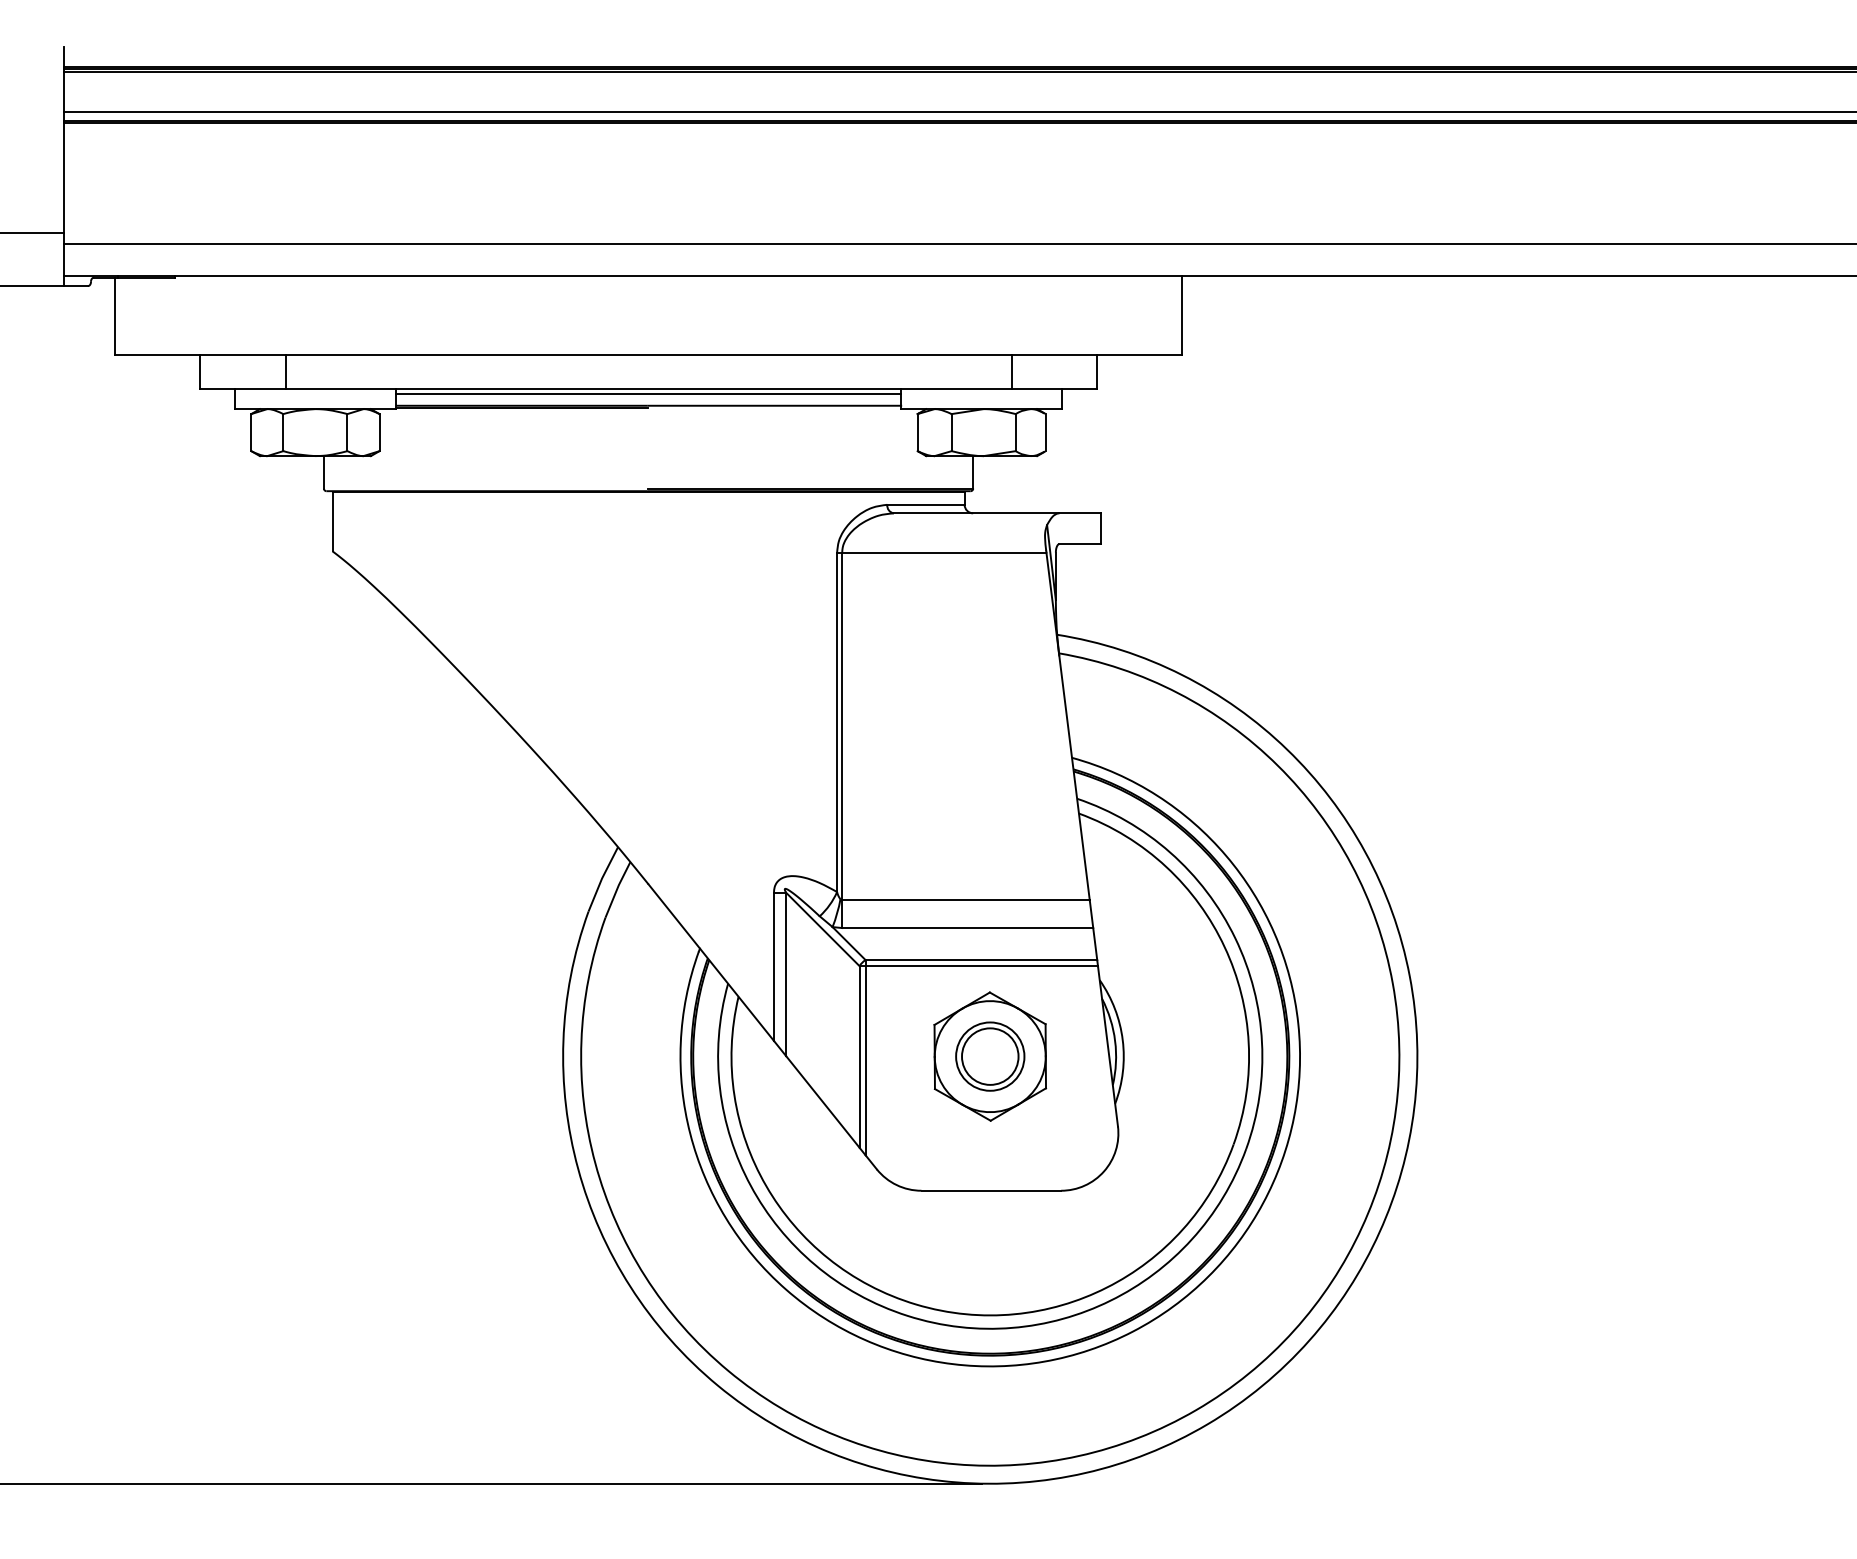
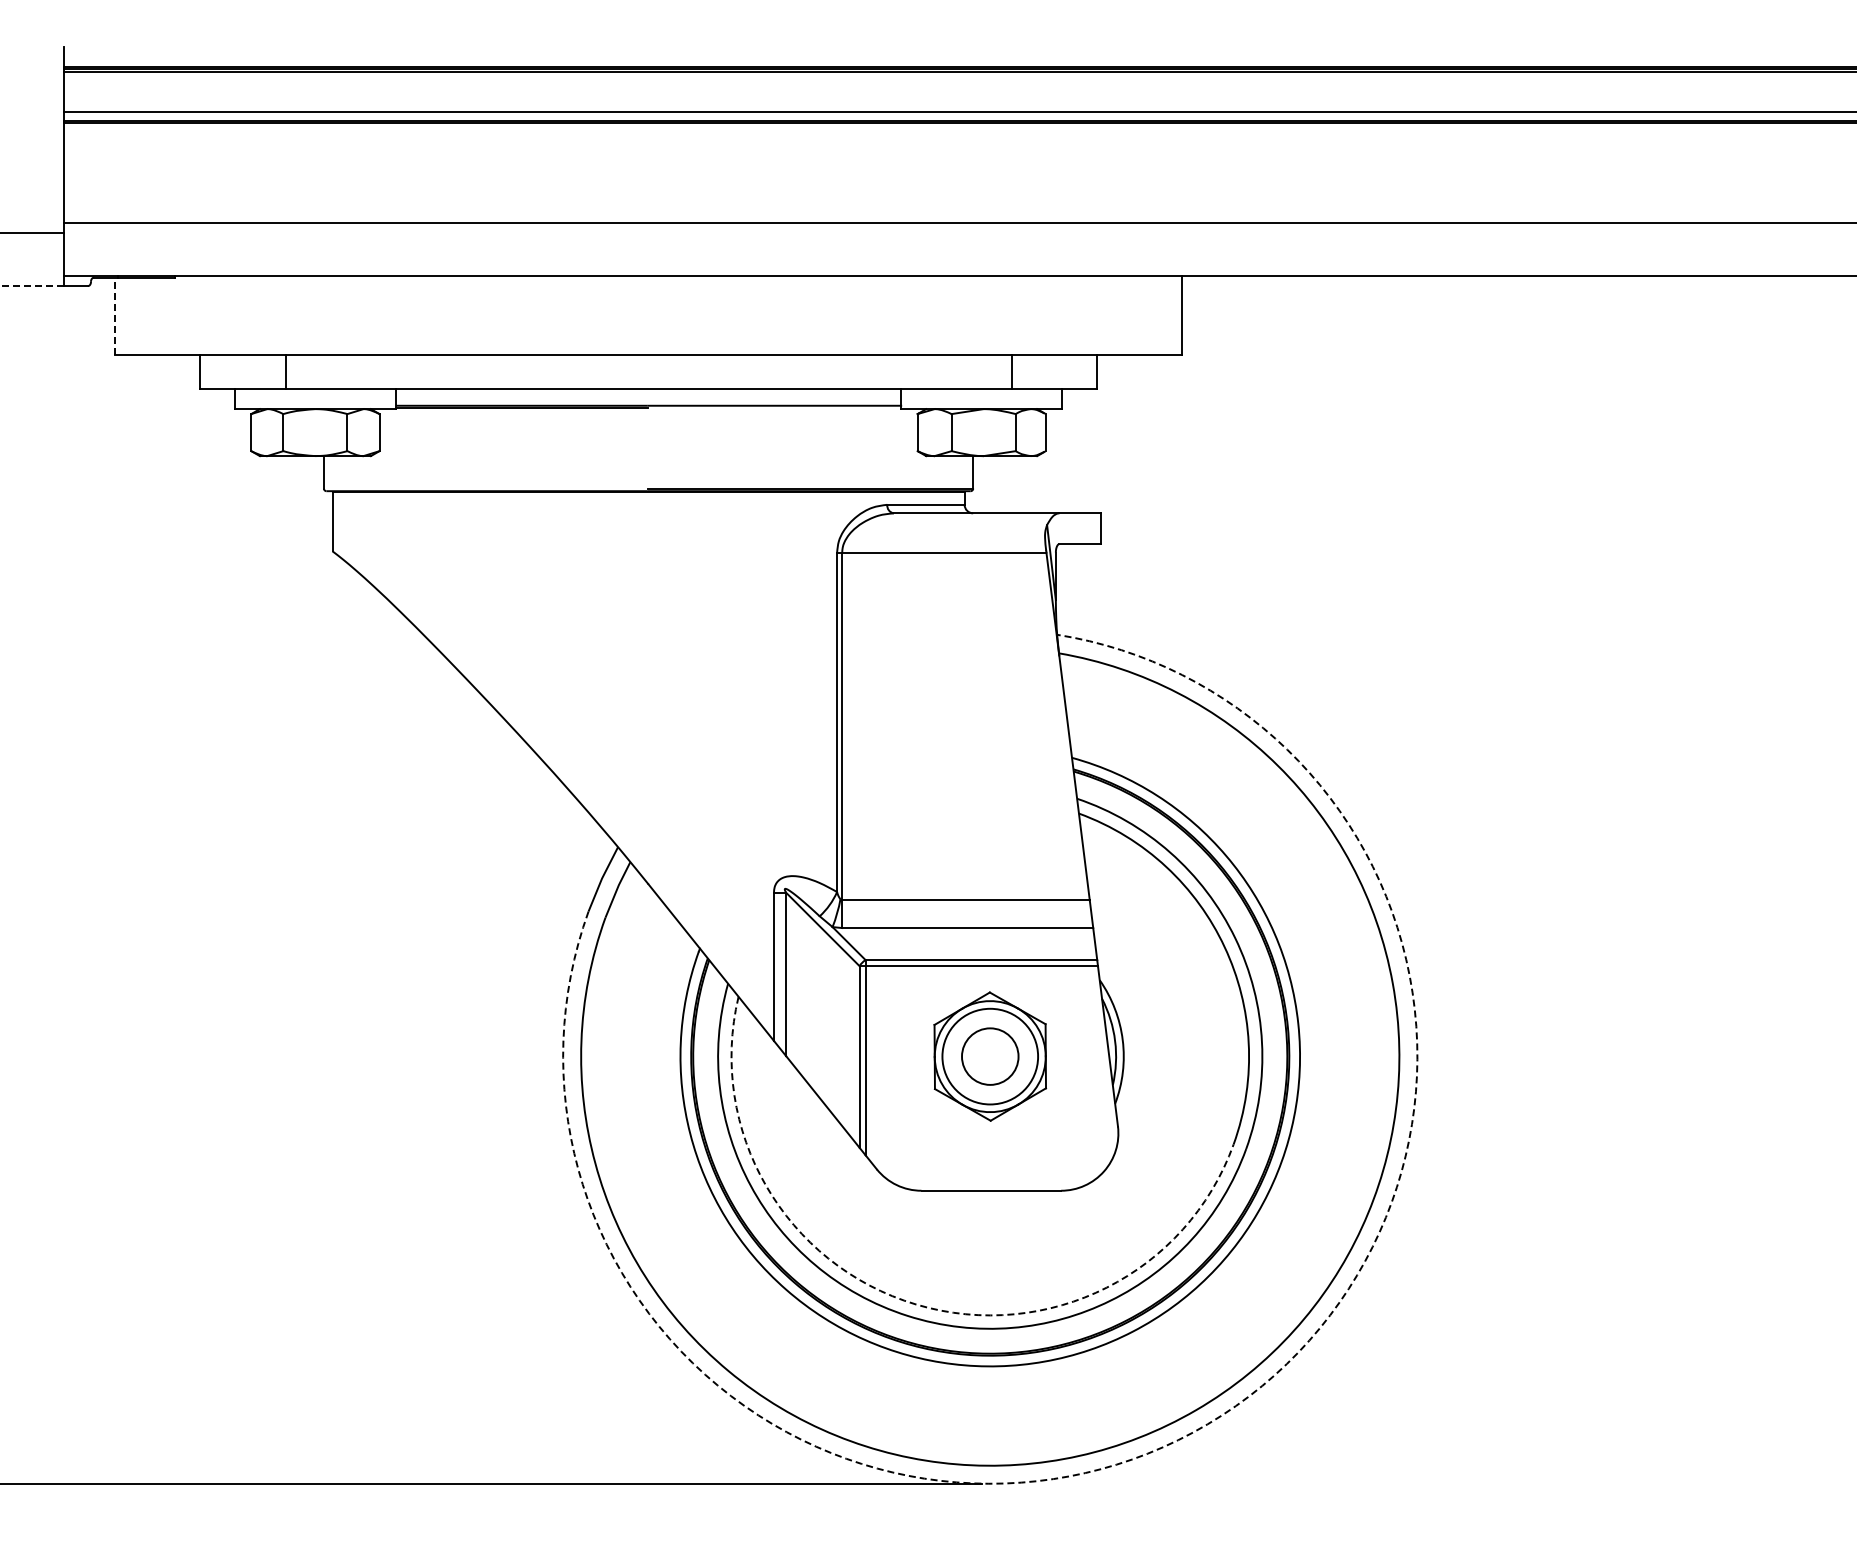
line position: (958, 244) -> (958, 223) (958, 223)
line: solid -> dashed (32, 286)
line: solid -> dashed (114, 316)
line: present -> none (648, 394)
circle diameter: 68 px -> 96 px (990, 1056)
arc: solid -> dashed (916, 1304)
arc: solid -> dashed (1207, 1424)
